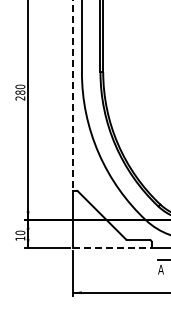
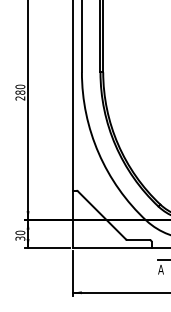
line: dashed -> solid (72, 95)
text: 10 -> 30 (20, 238)
line: dashed -> solid (112, 248)
